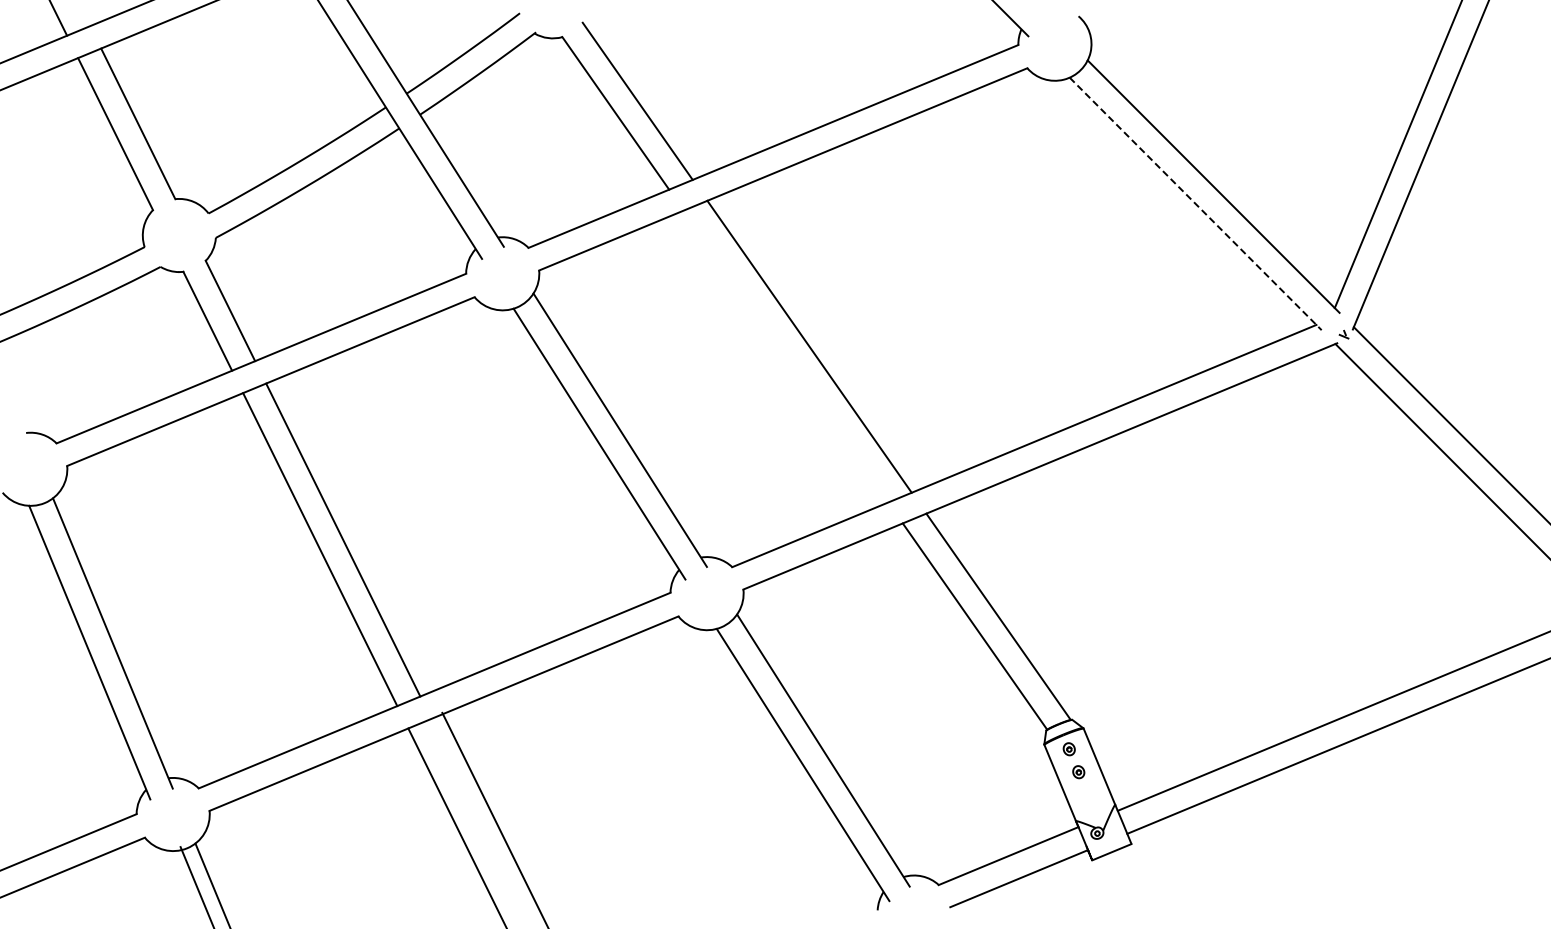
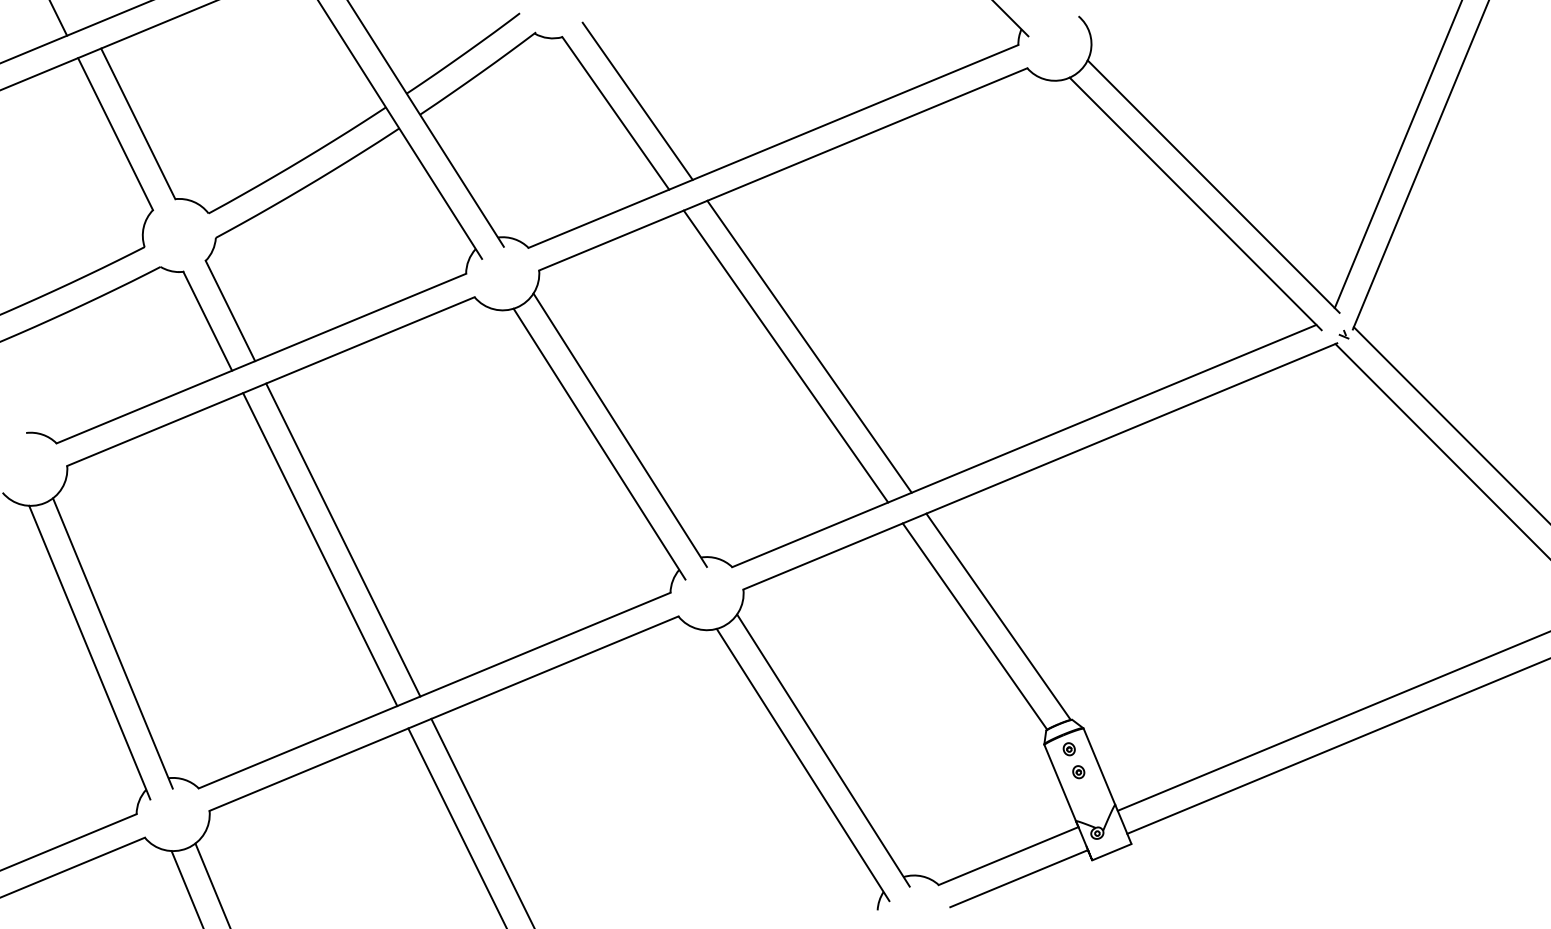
line: dashed -> solid (1196, 204)
line: none -> present (785, 356)
line position: (494, 818) -> (482, 821) (482, 821)
line position: (196, 886) -> (186, 888) (186, 888)
